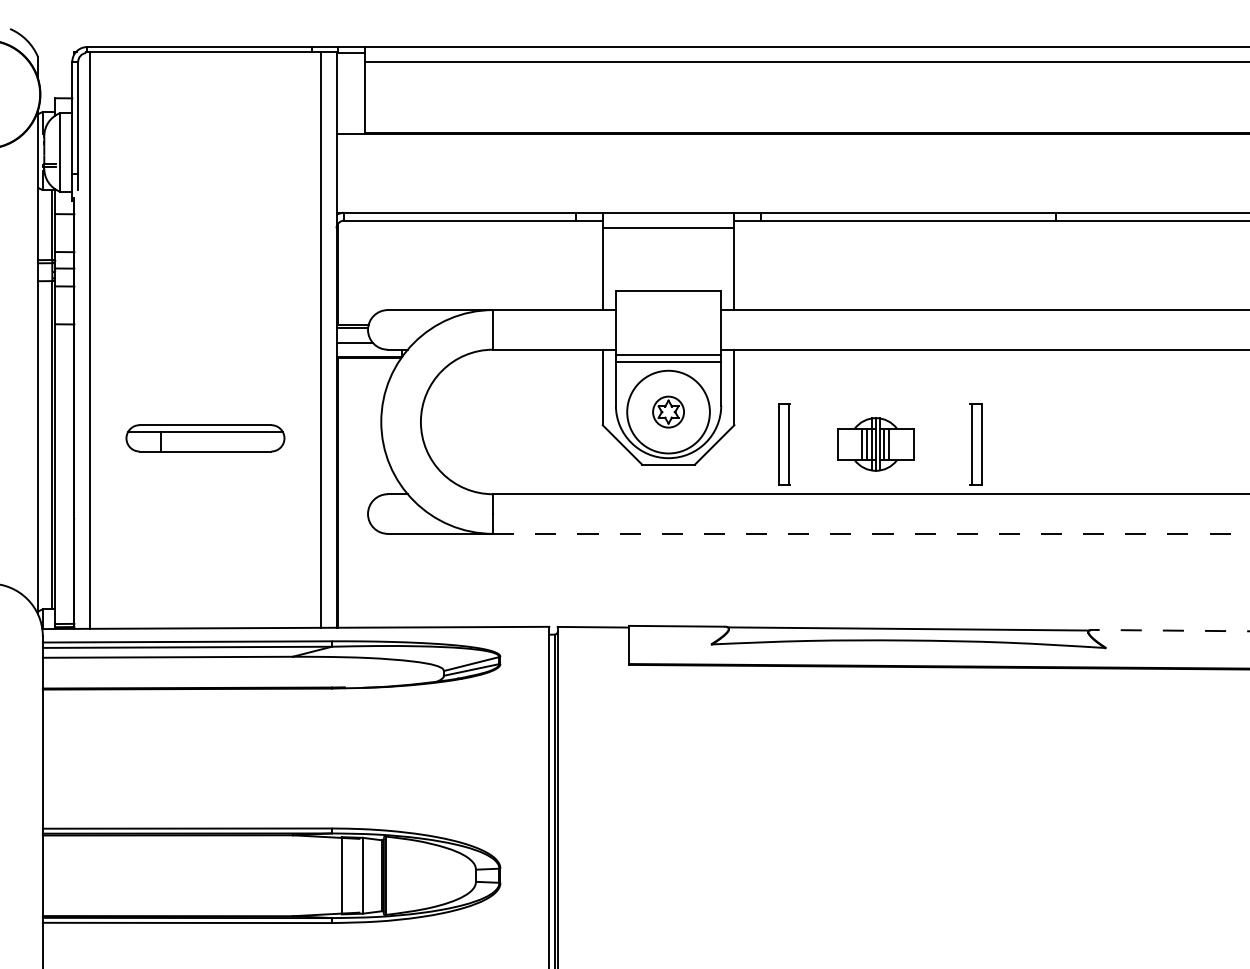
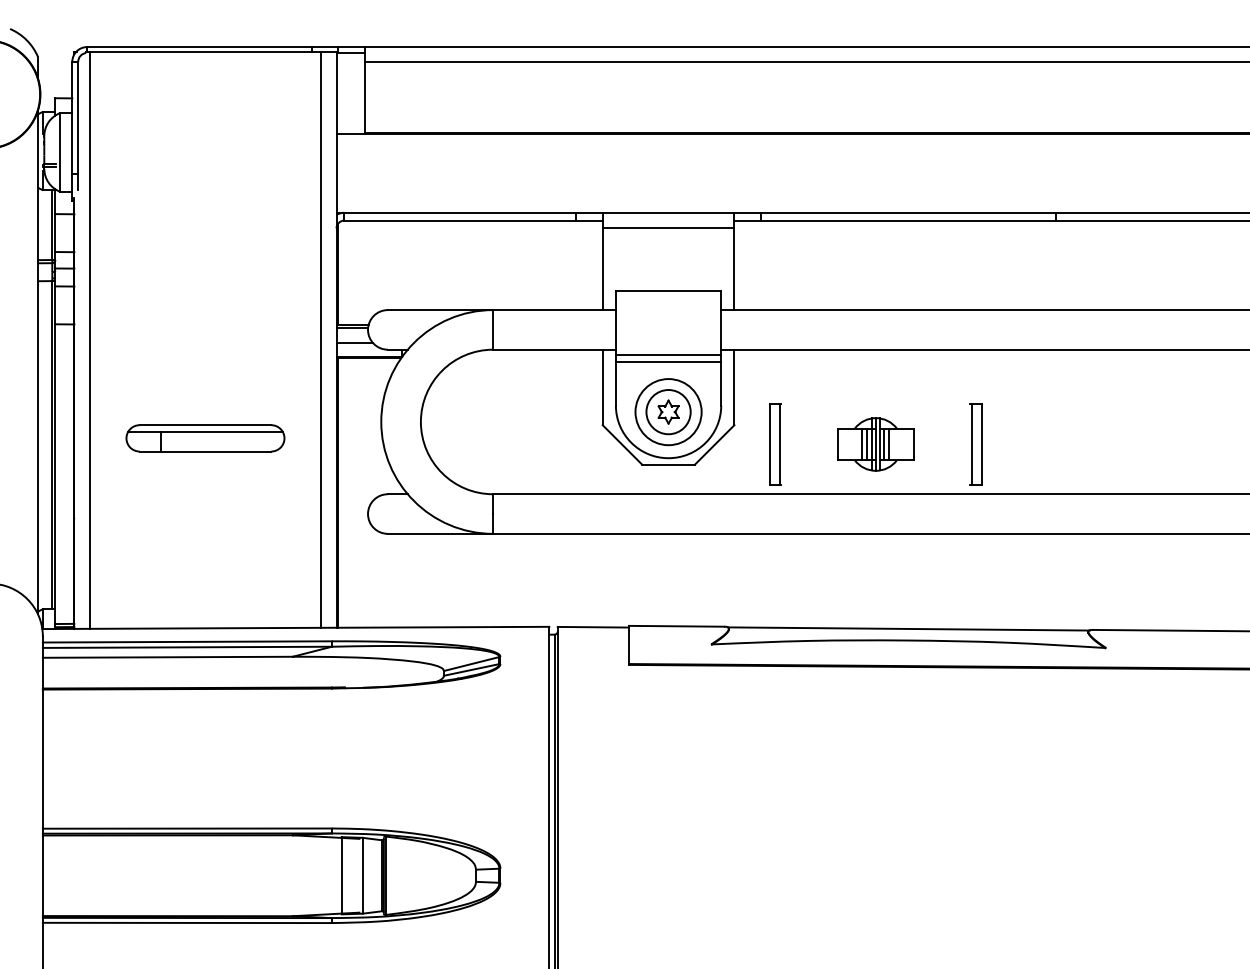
circle diameter: 31 px -> 44 px (668, 412)
circle diameter: 83 px -> 66 px (668, 412)
part position: (784, 444) -> (775, 444) (775, 444)
line: dashed -> solid (871, 533)
line: dashed -> solid (1170, 630)
